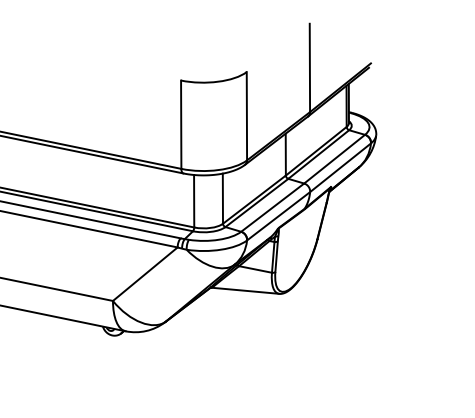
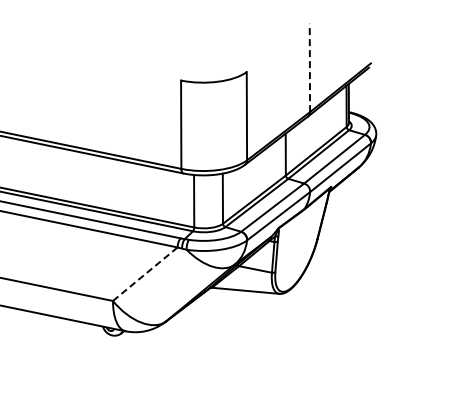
line: solid -> dashed (309, 67)
line: solid -> dashed (145, 274)
